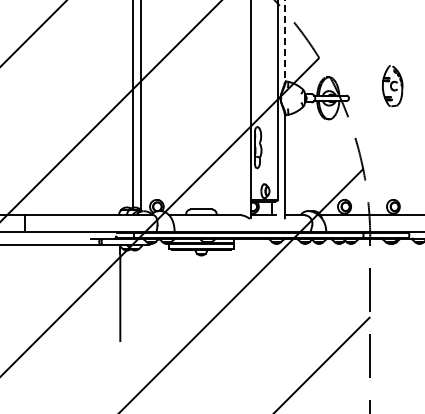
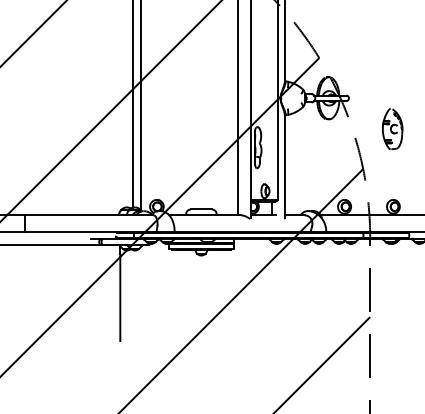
line: dashed -> solid (284, 42)
part position: (392, 86) -> (392, 129) (392, 129)
line: none -> present (237, 108)
